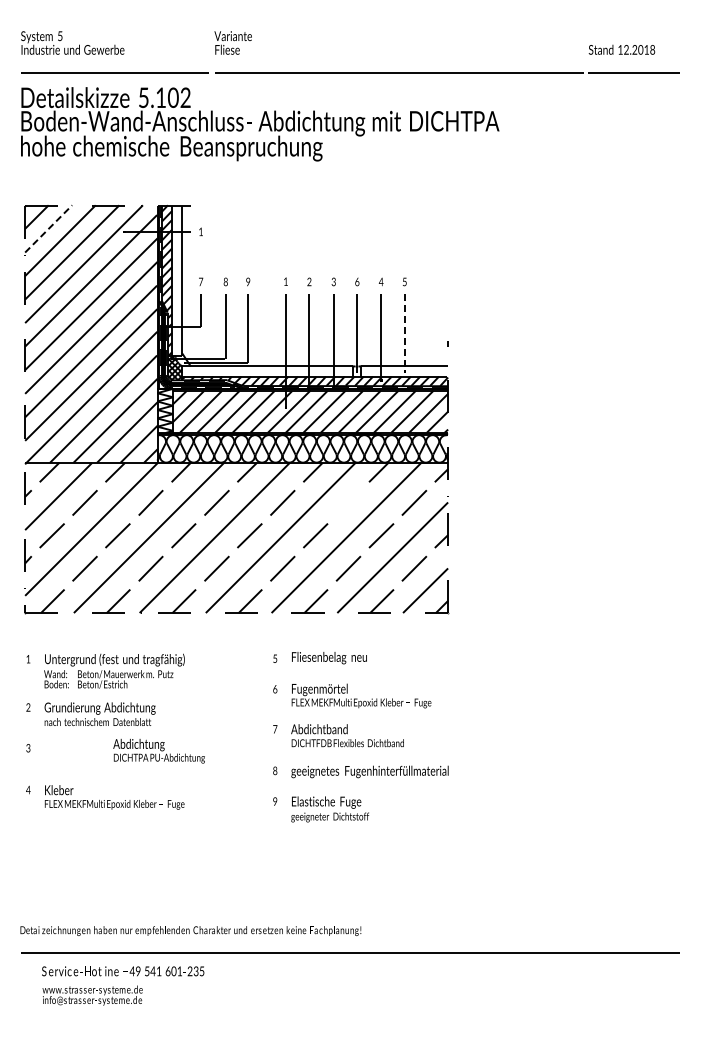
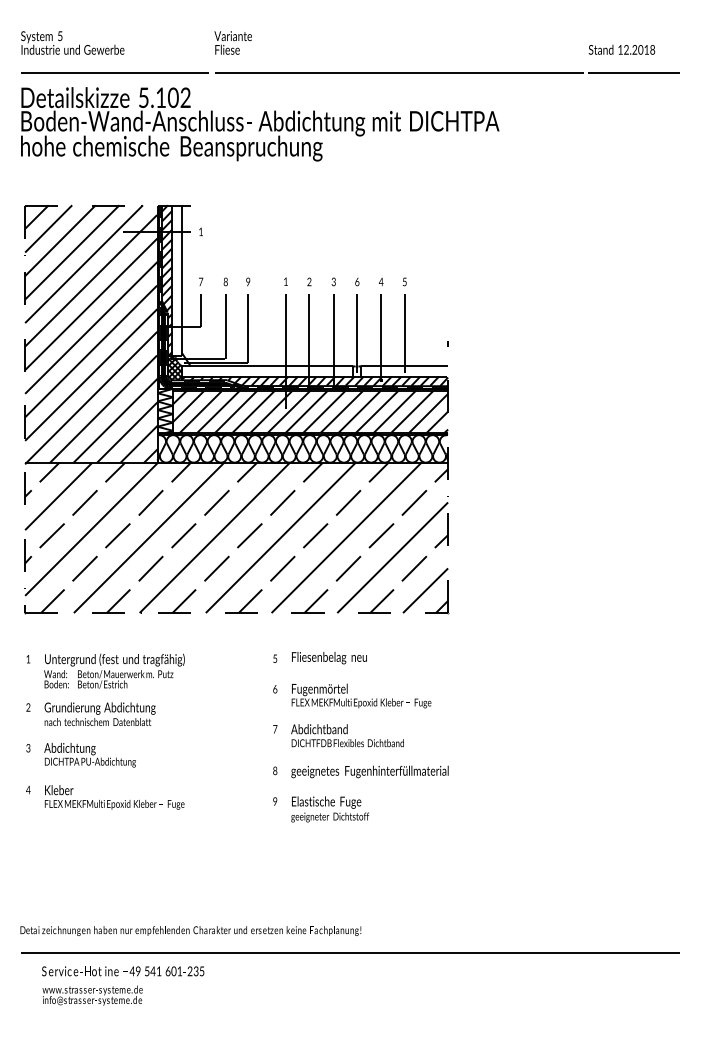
line: dashed -> solid (49, 228)
line: dashed -> solid (404, 332)
line: none -> present (348, 502)
text position: (158, 750) -> (89, 754) (89, 754)
